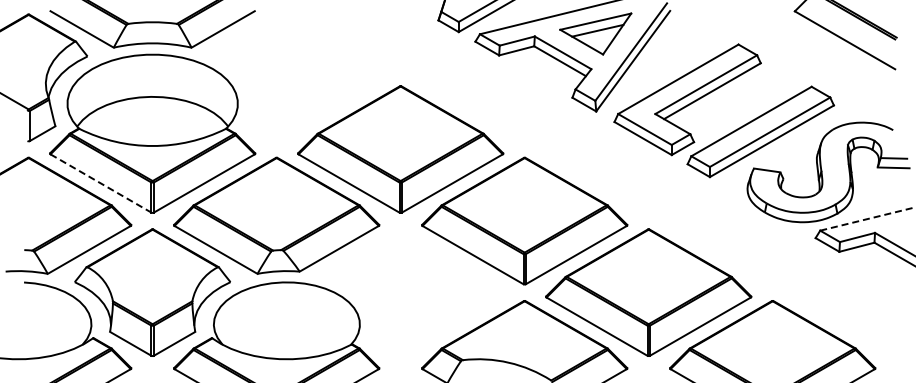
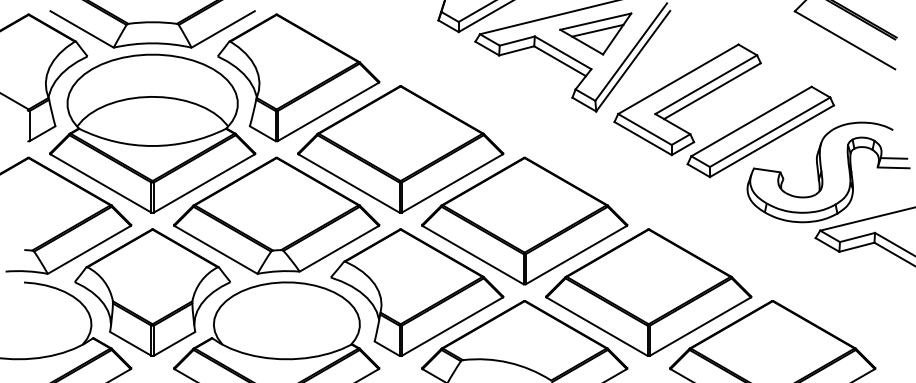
part: none -> present (298, 77)
line: dashed -> solid (101, 183)
line: dashed -> solid (867, 219)
part: none -> present (417, 292)
